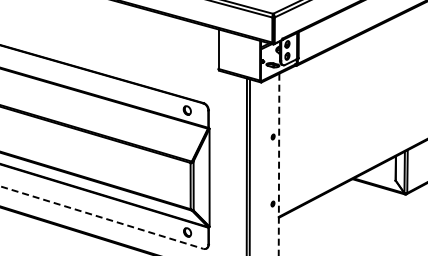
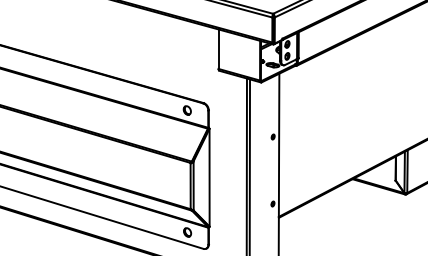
line: dashed -> solid (279, 164)
line: dashed -> solid (102, 217)
